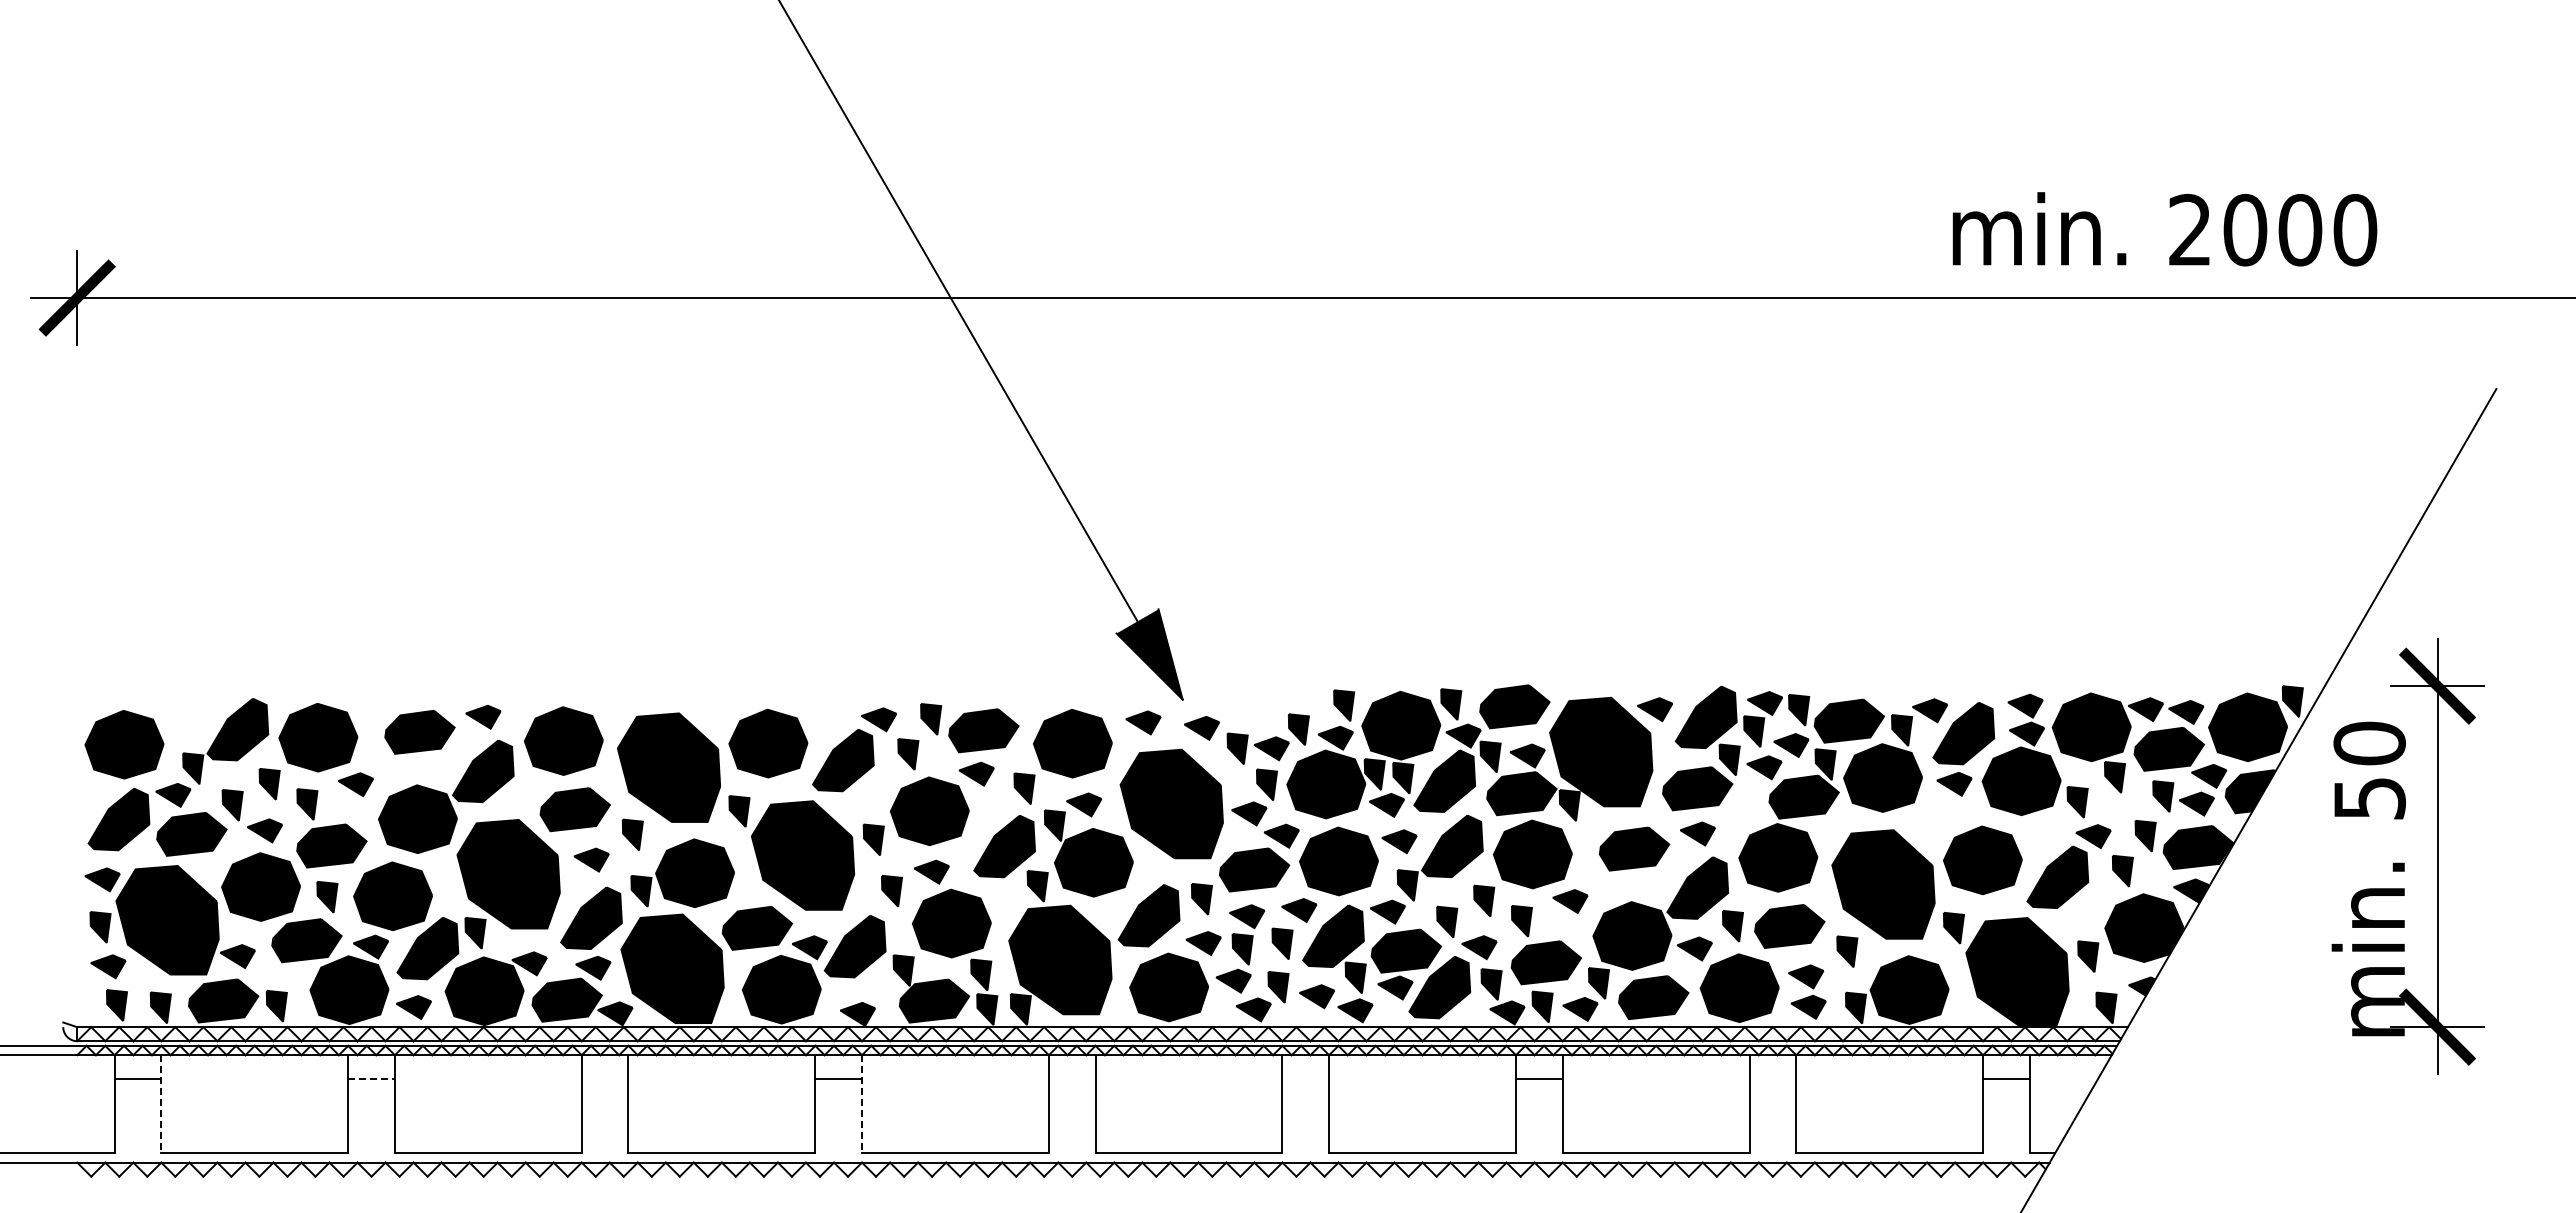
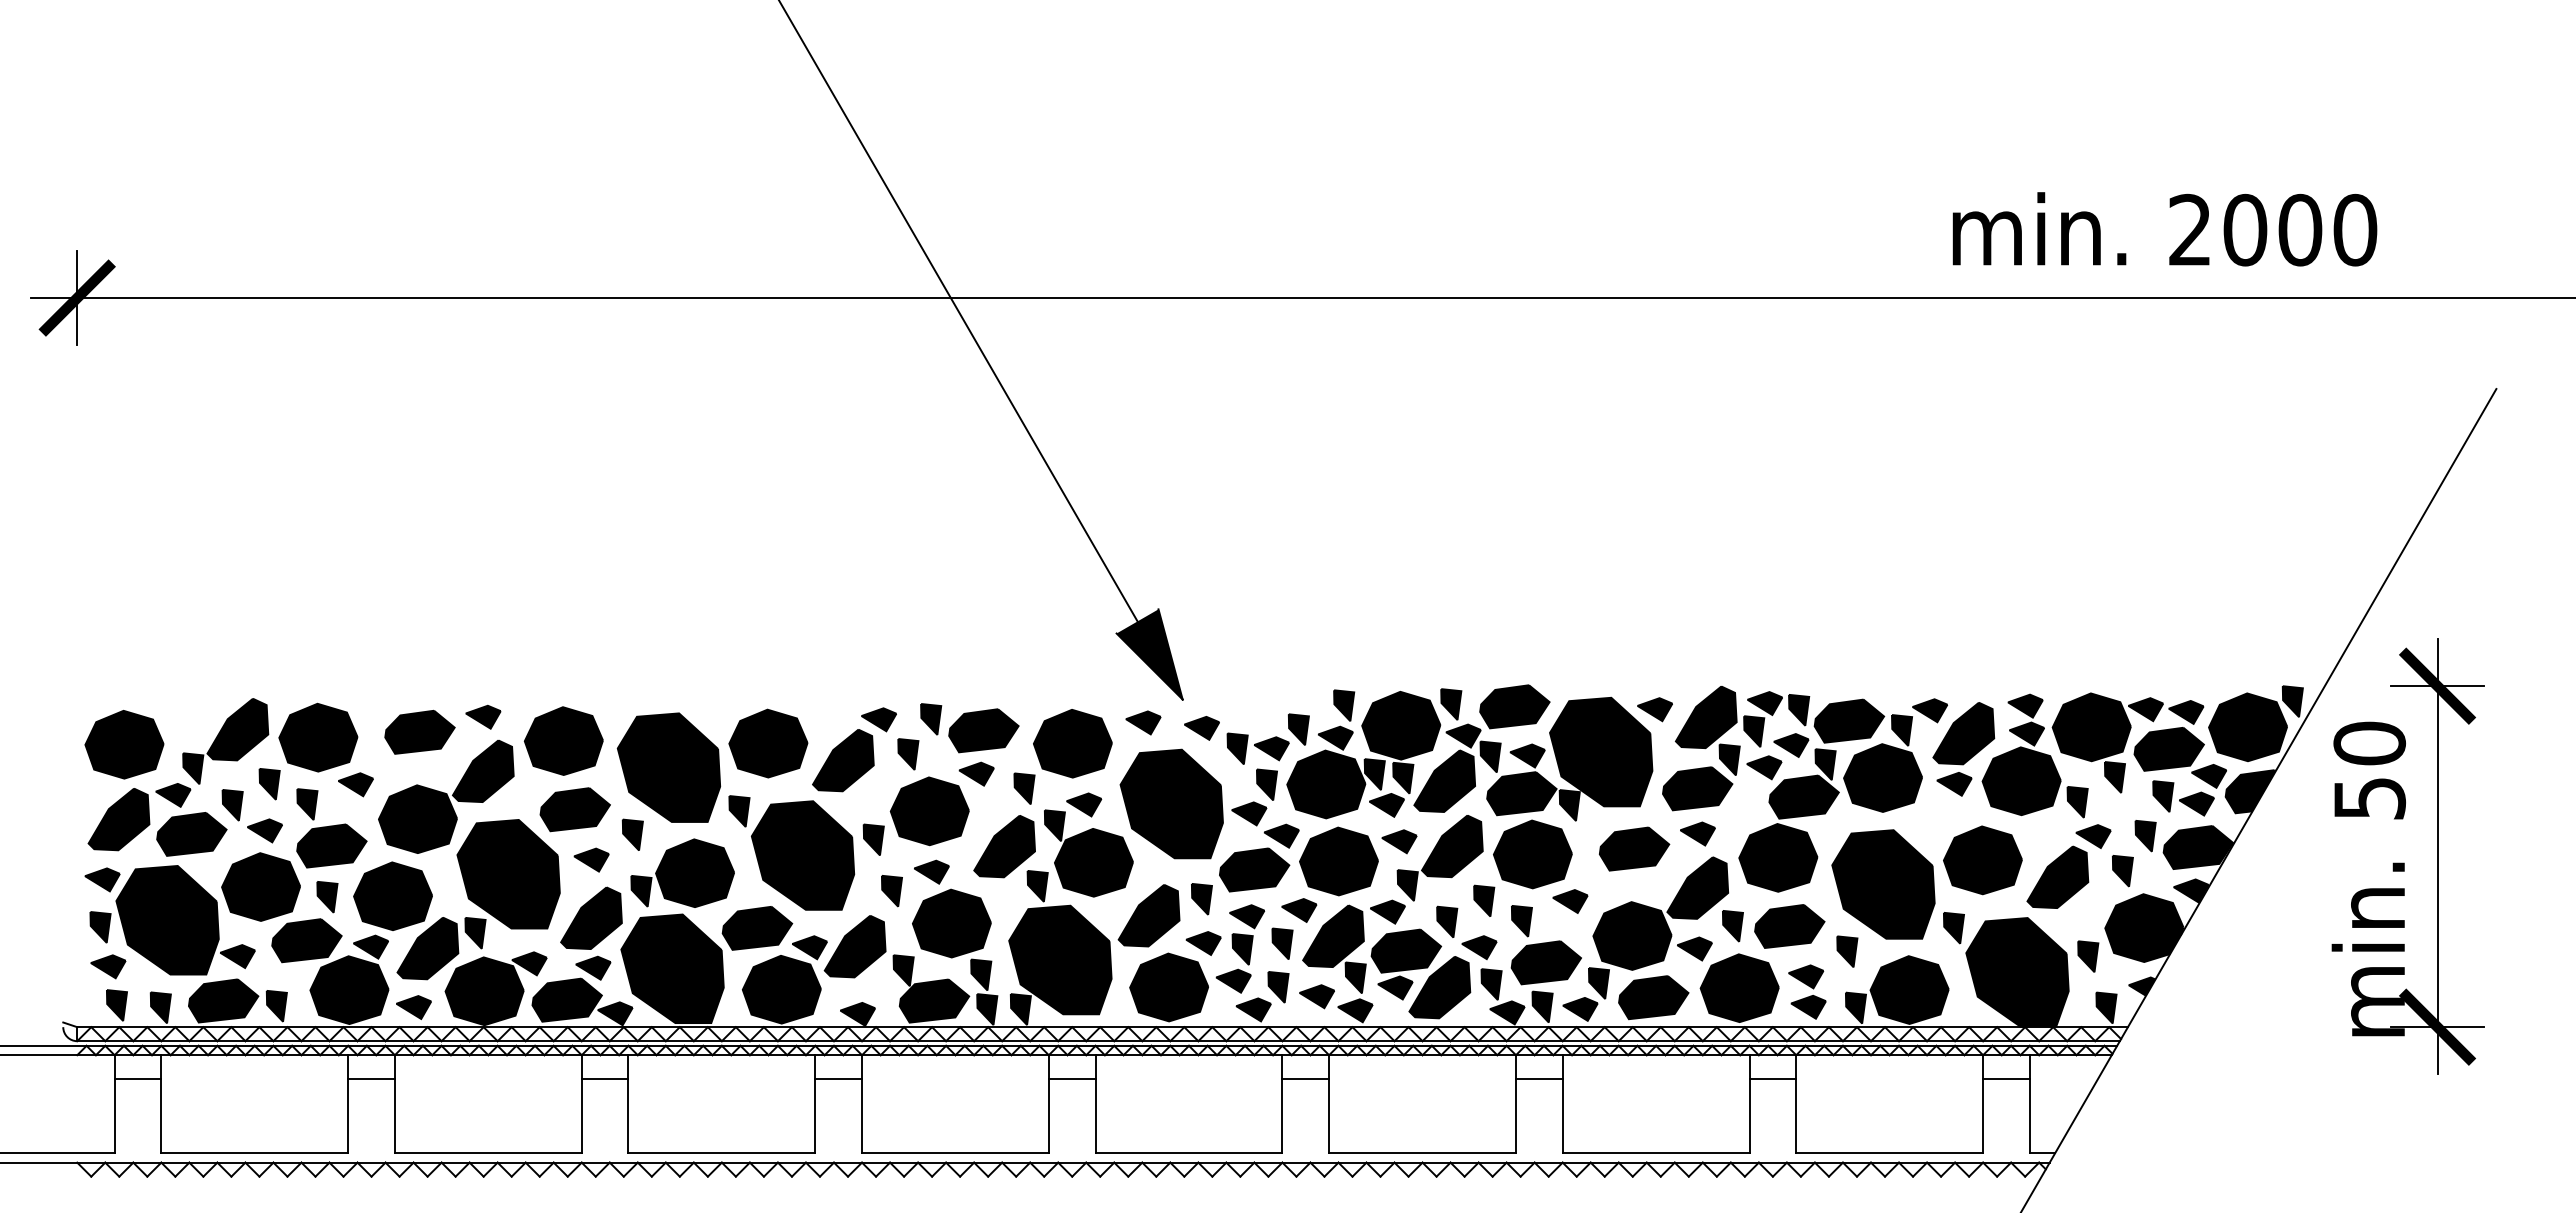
line: dashed -> solid (372, 1078)
line: none -> present (604, 1078)
line: none -> present (1071, 1078)
line: none -> present (1305, 1078)
line: none -> present (1772, 1078)
line: dashed -> solid (161, 1104)
line: dashed -> solid (862, 1104)
